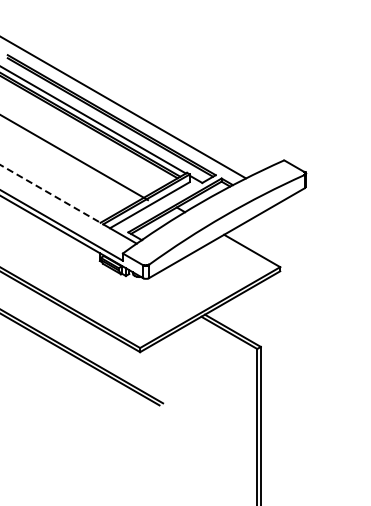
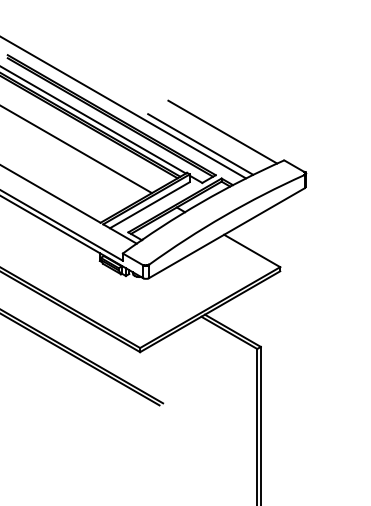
line: none -> present (222, 131)
line: none -> present (200, 144)
line position: (75, 158) -> (77, 149) (77, 149)
line: dashed -> solid (50, 193)
